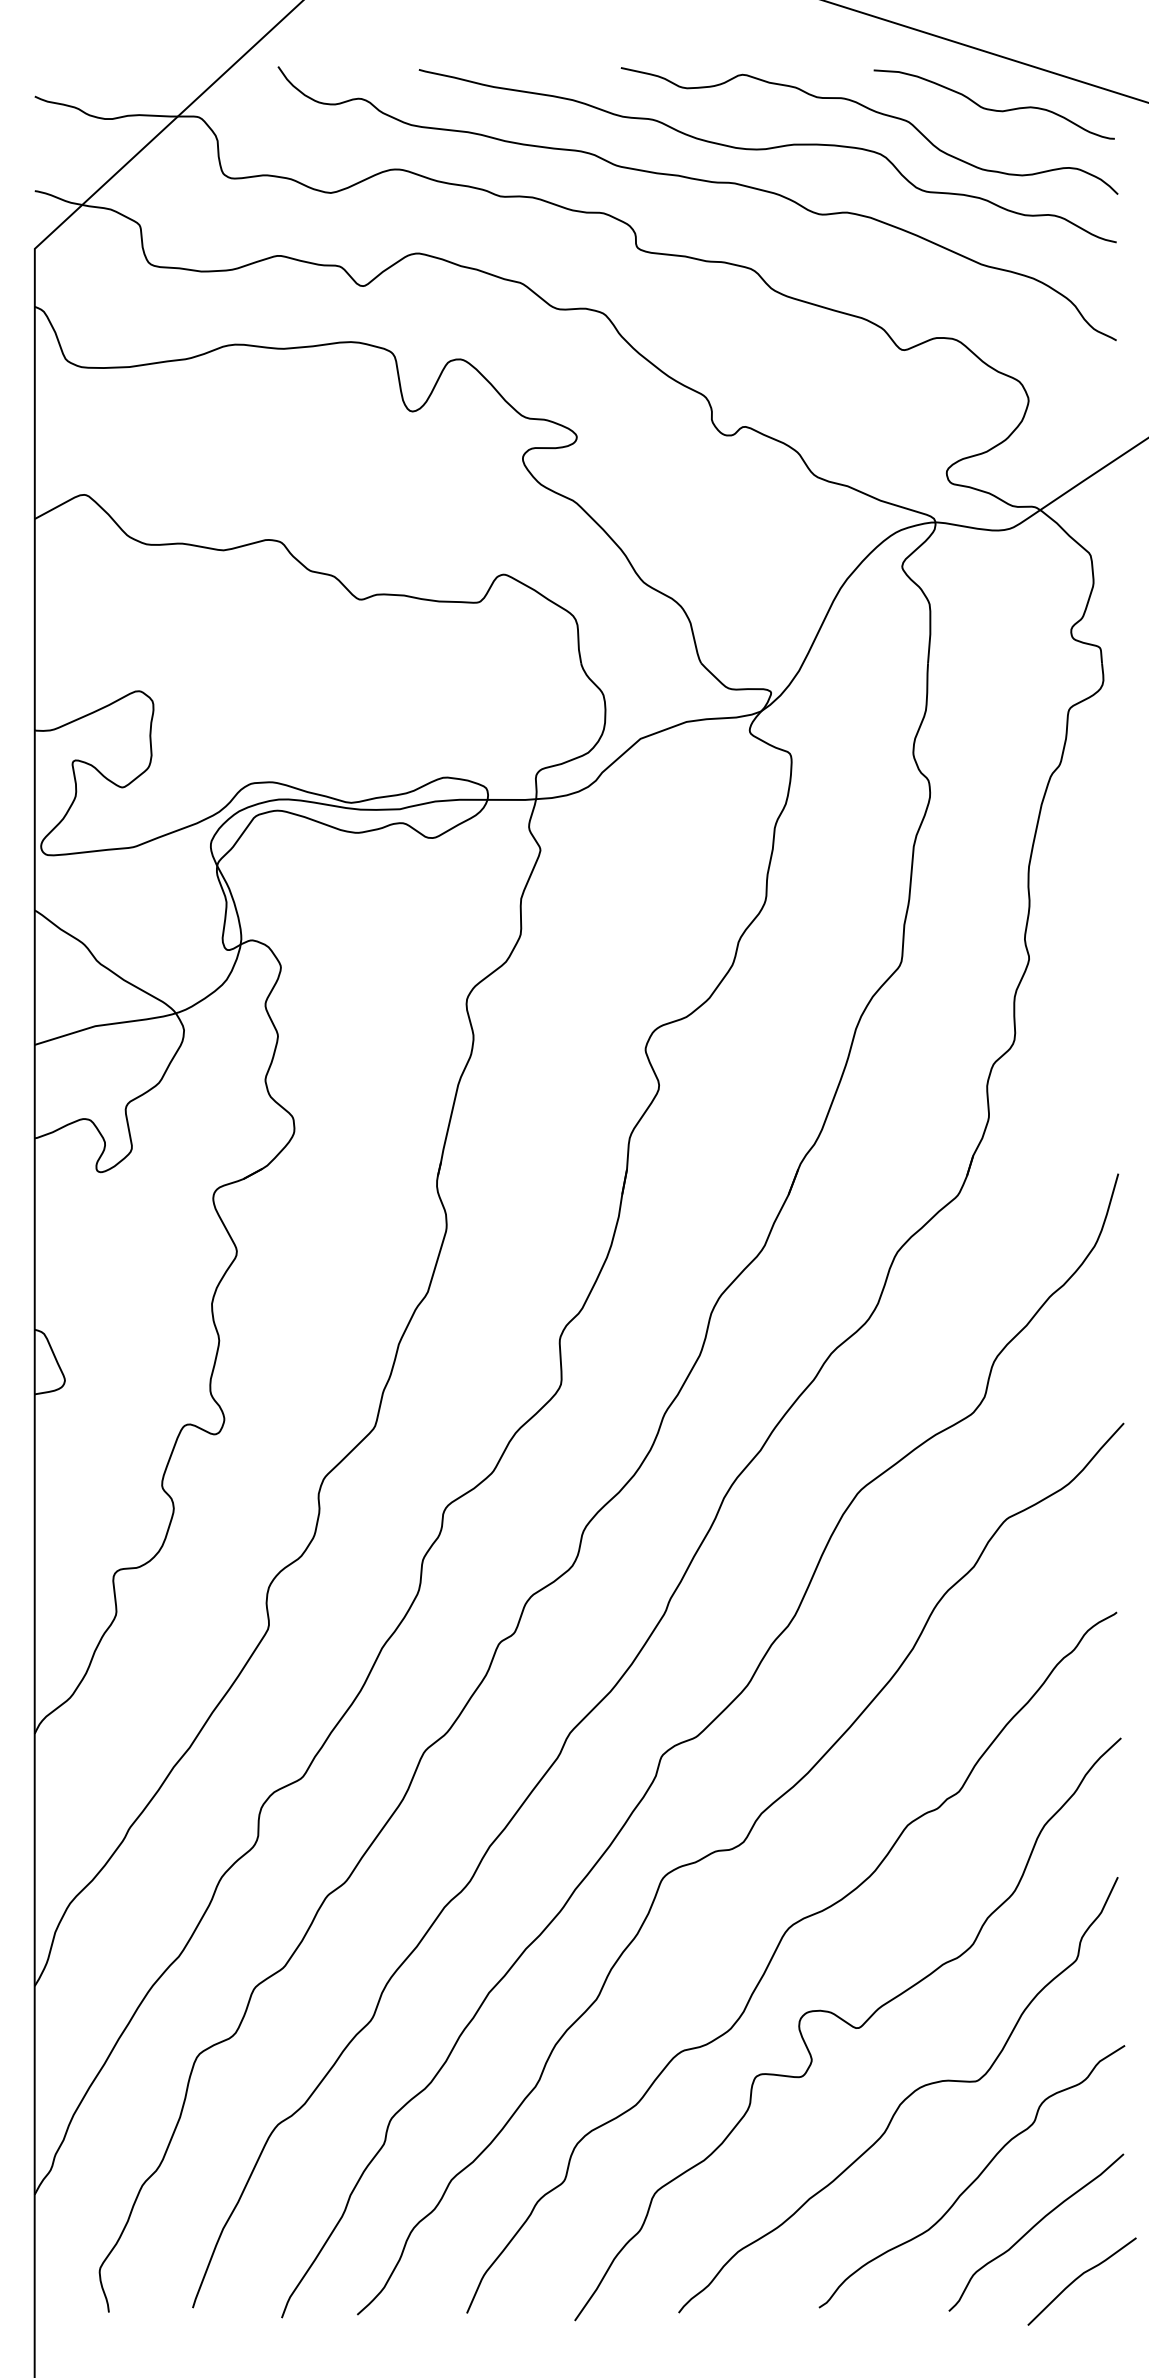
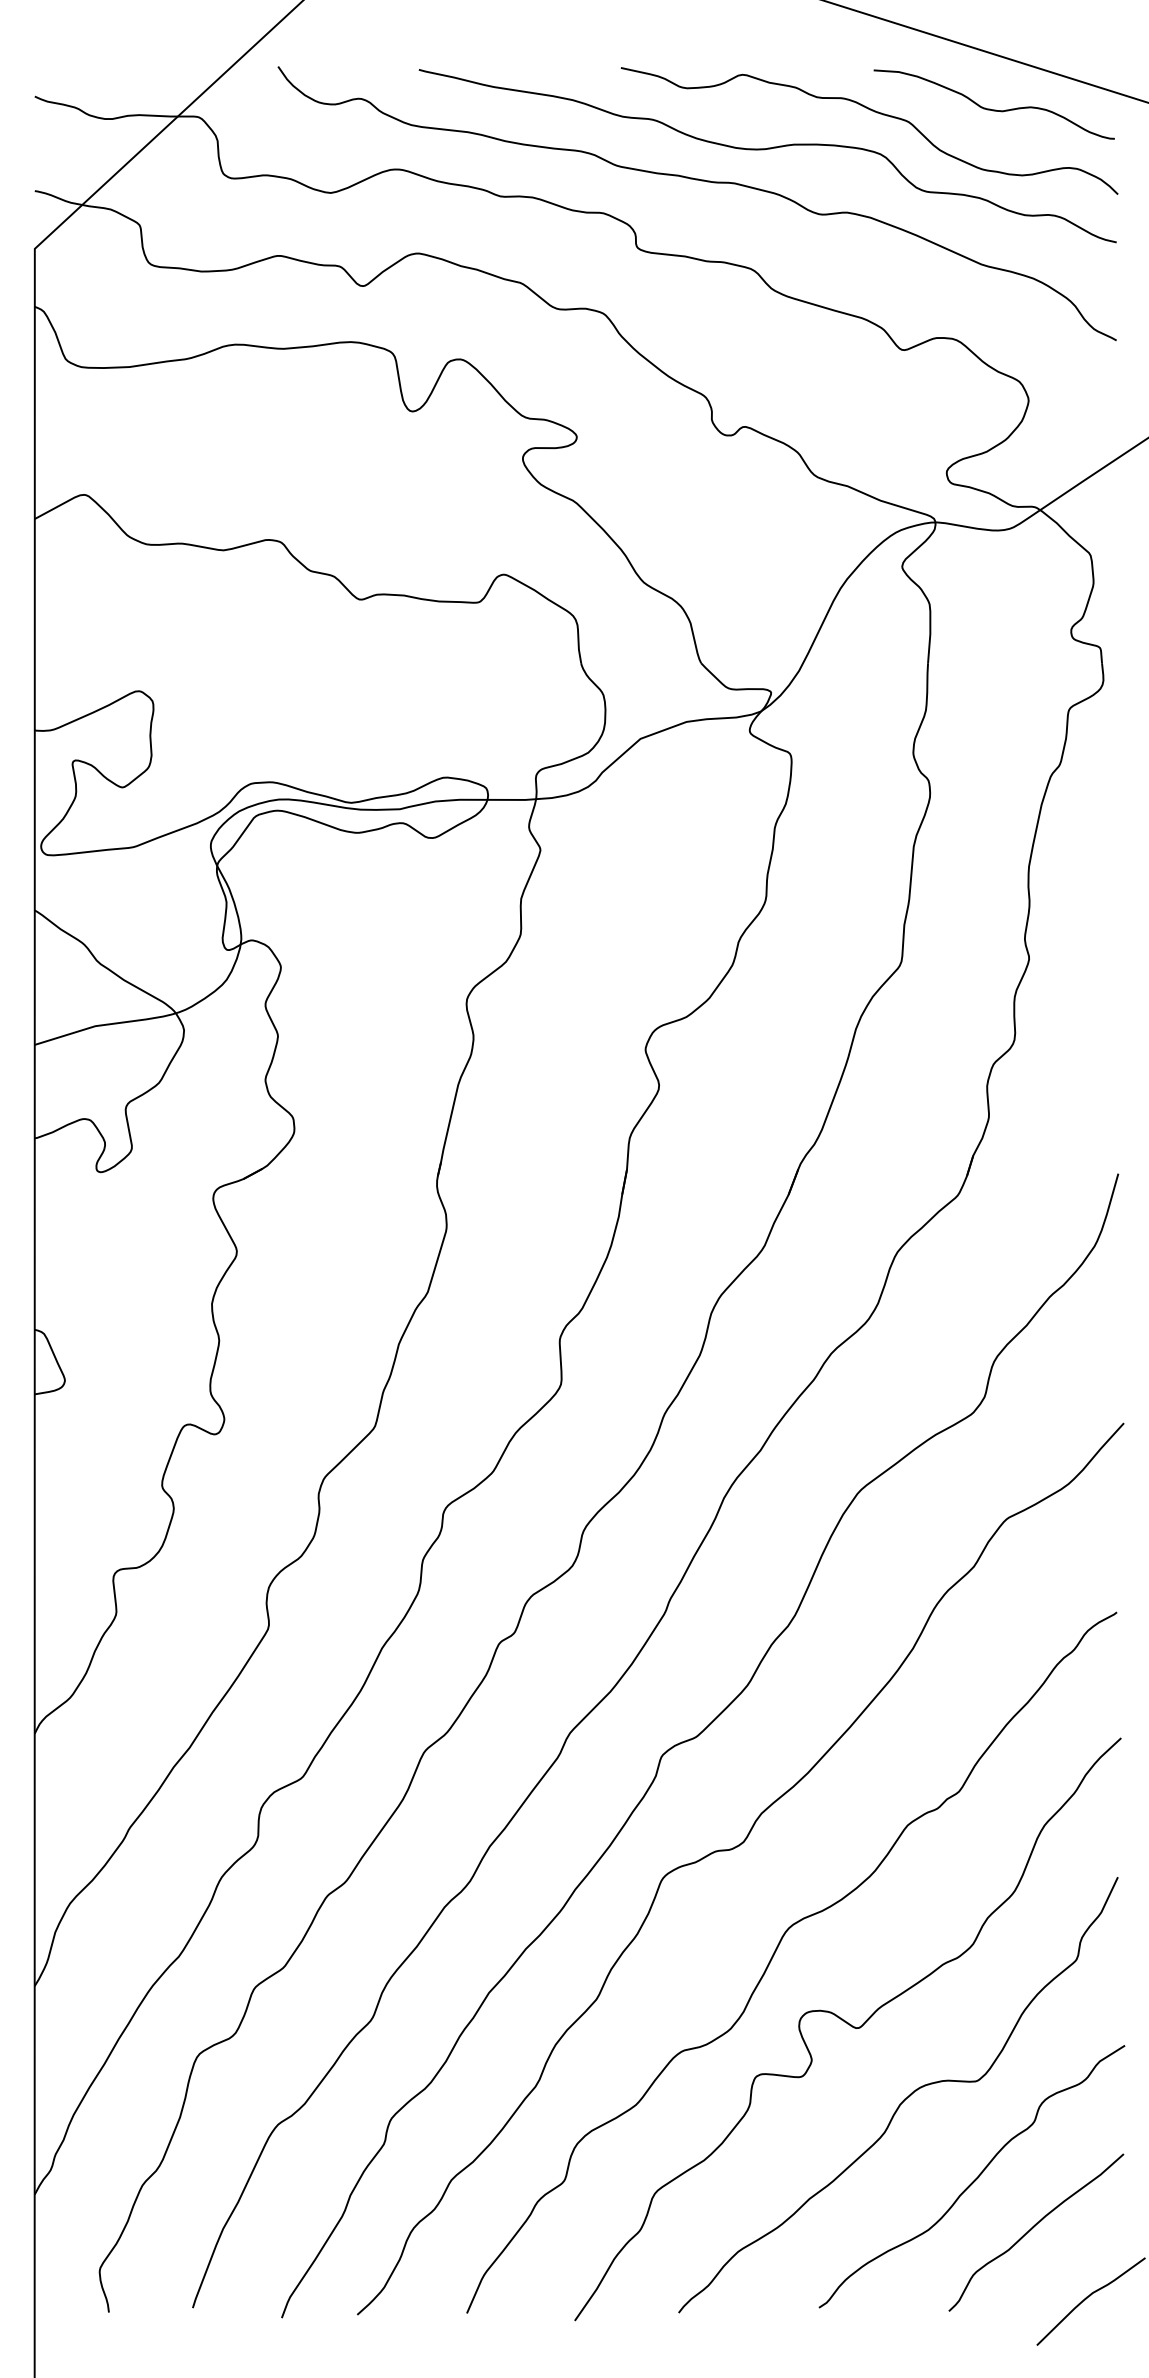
curve position: (1078, 2278) -> (1087, 2298) (1087, 2298)
